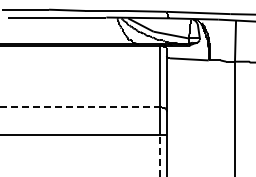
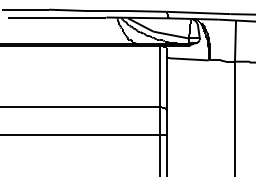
line: dashed -> solid (80, 106)
line: dashed -> solid (160, 155)
